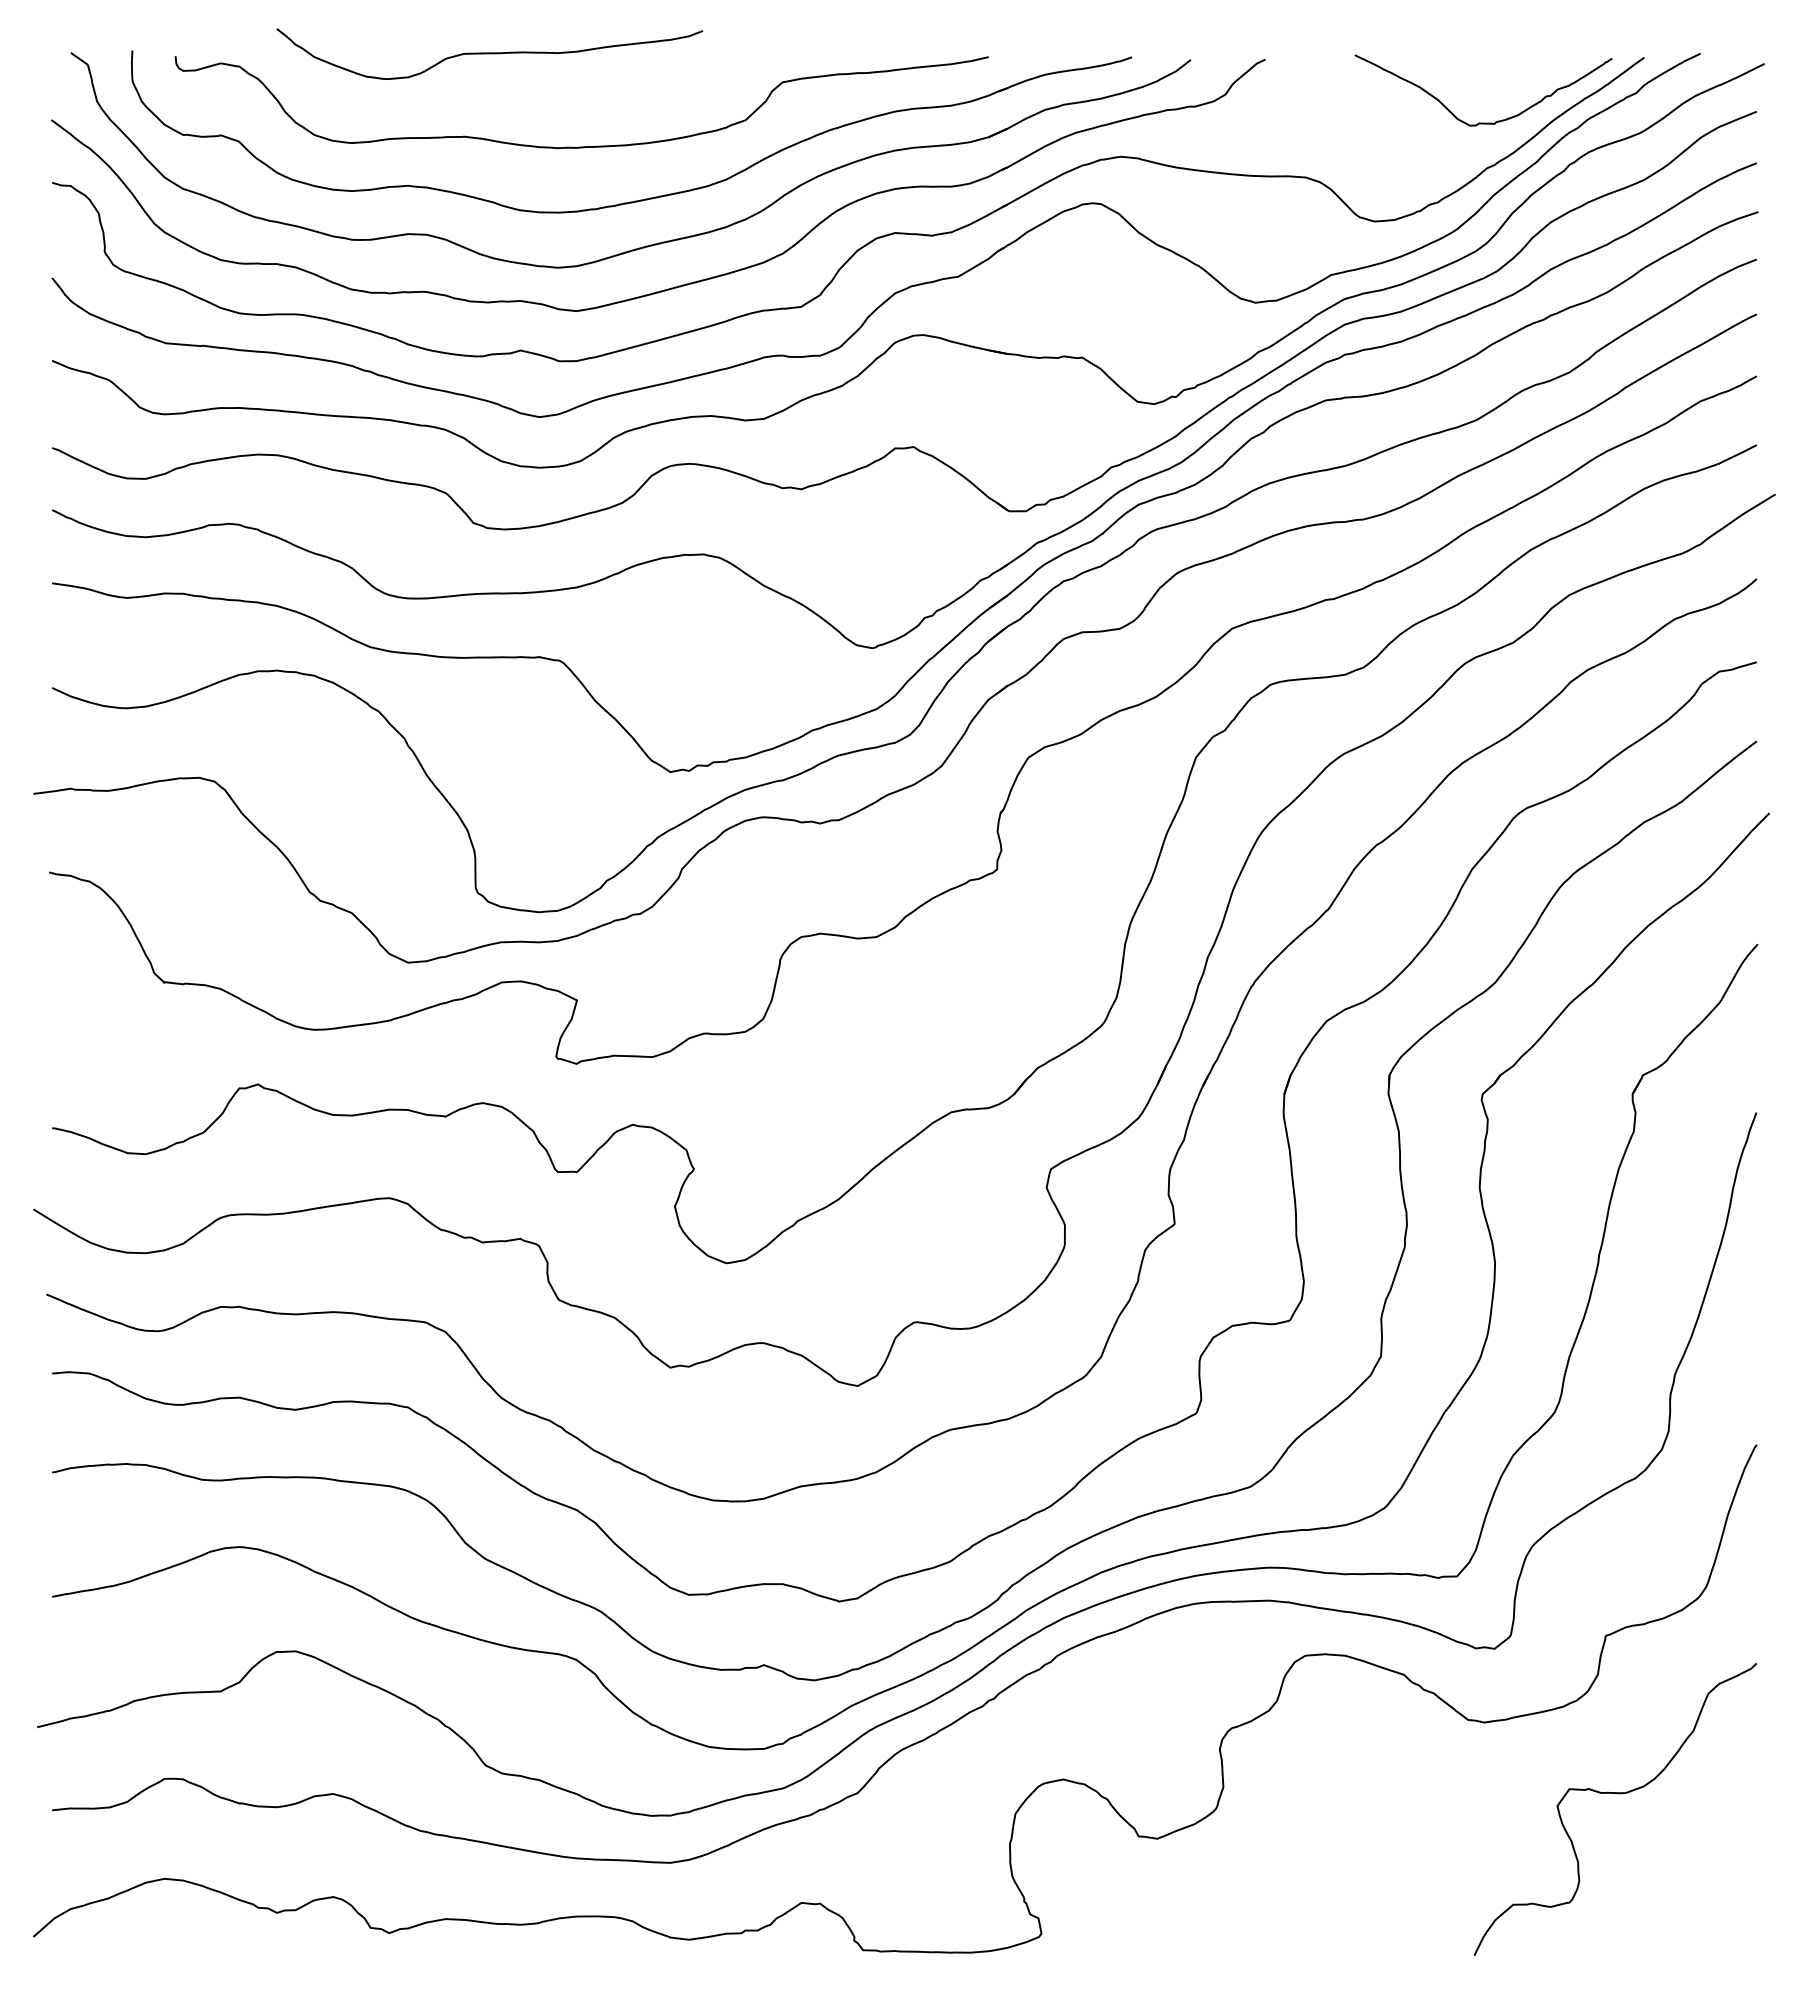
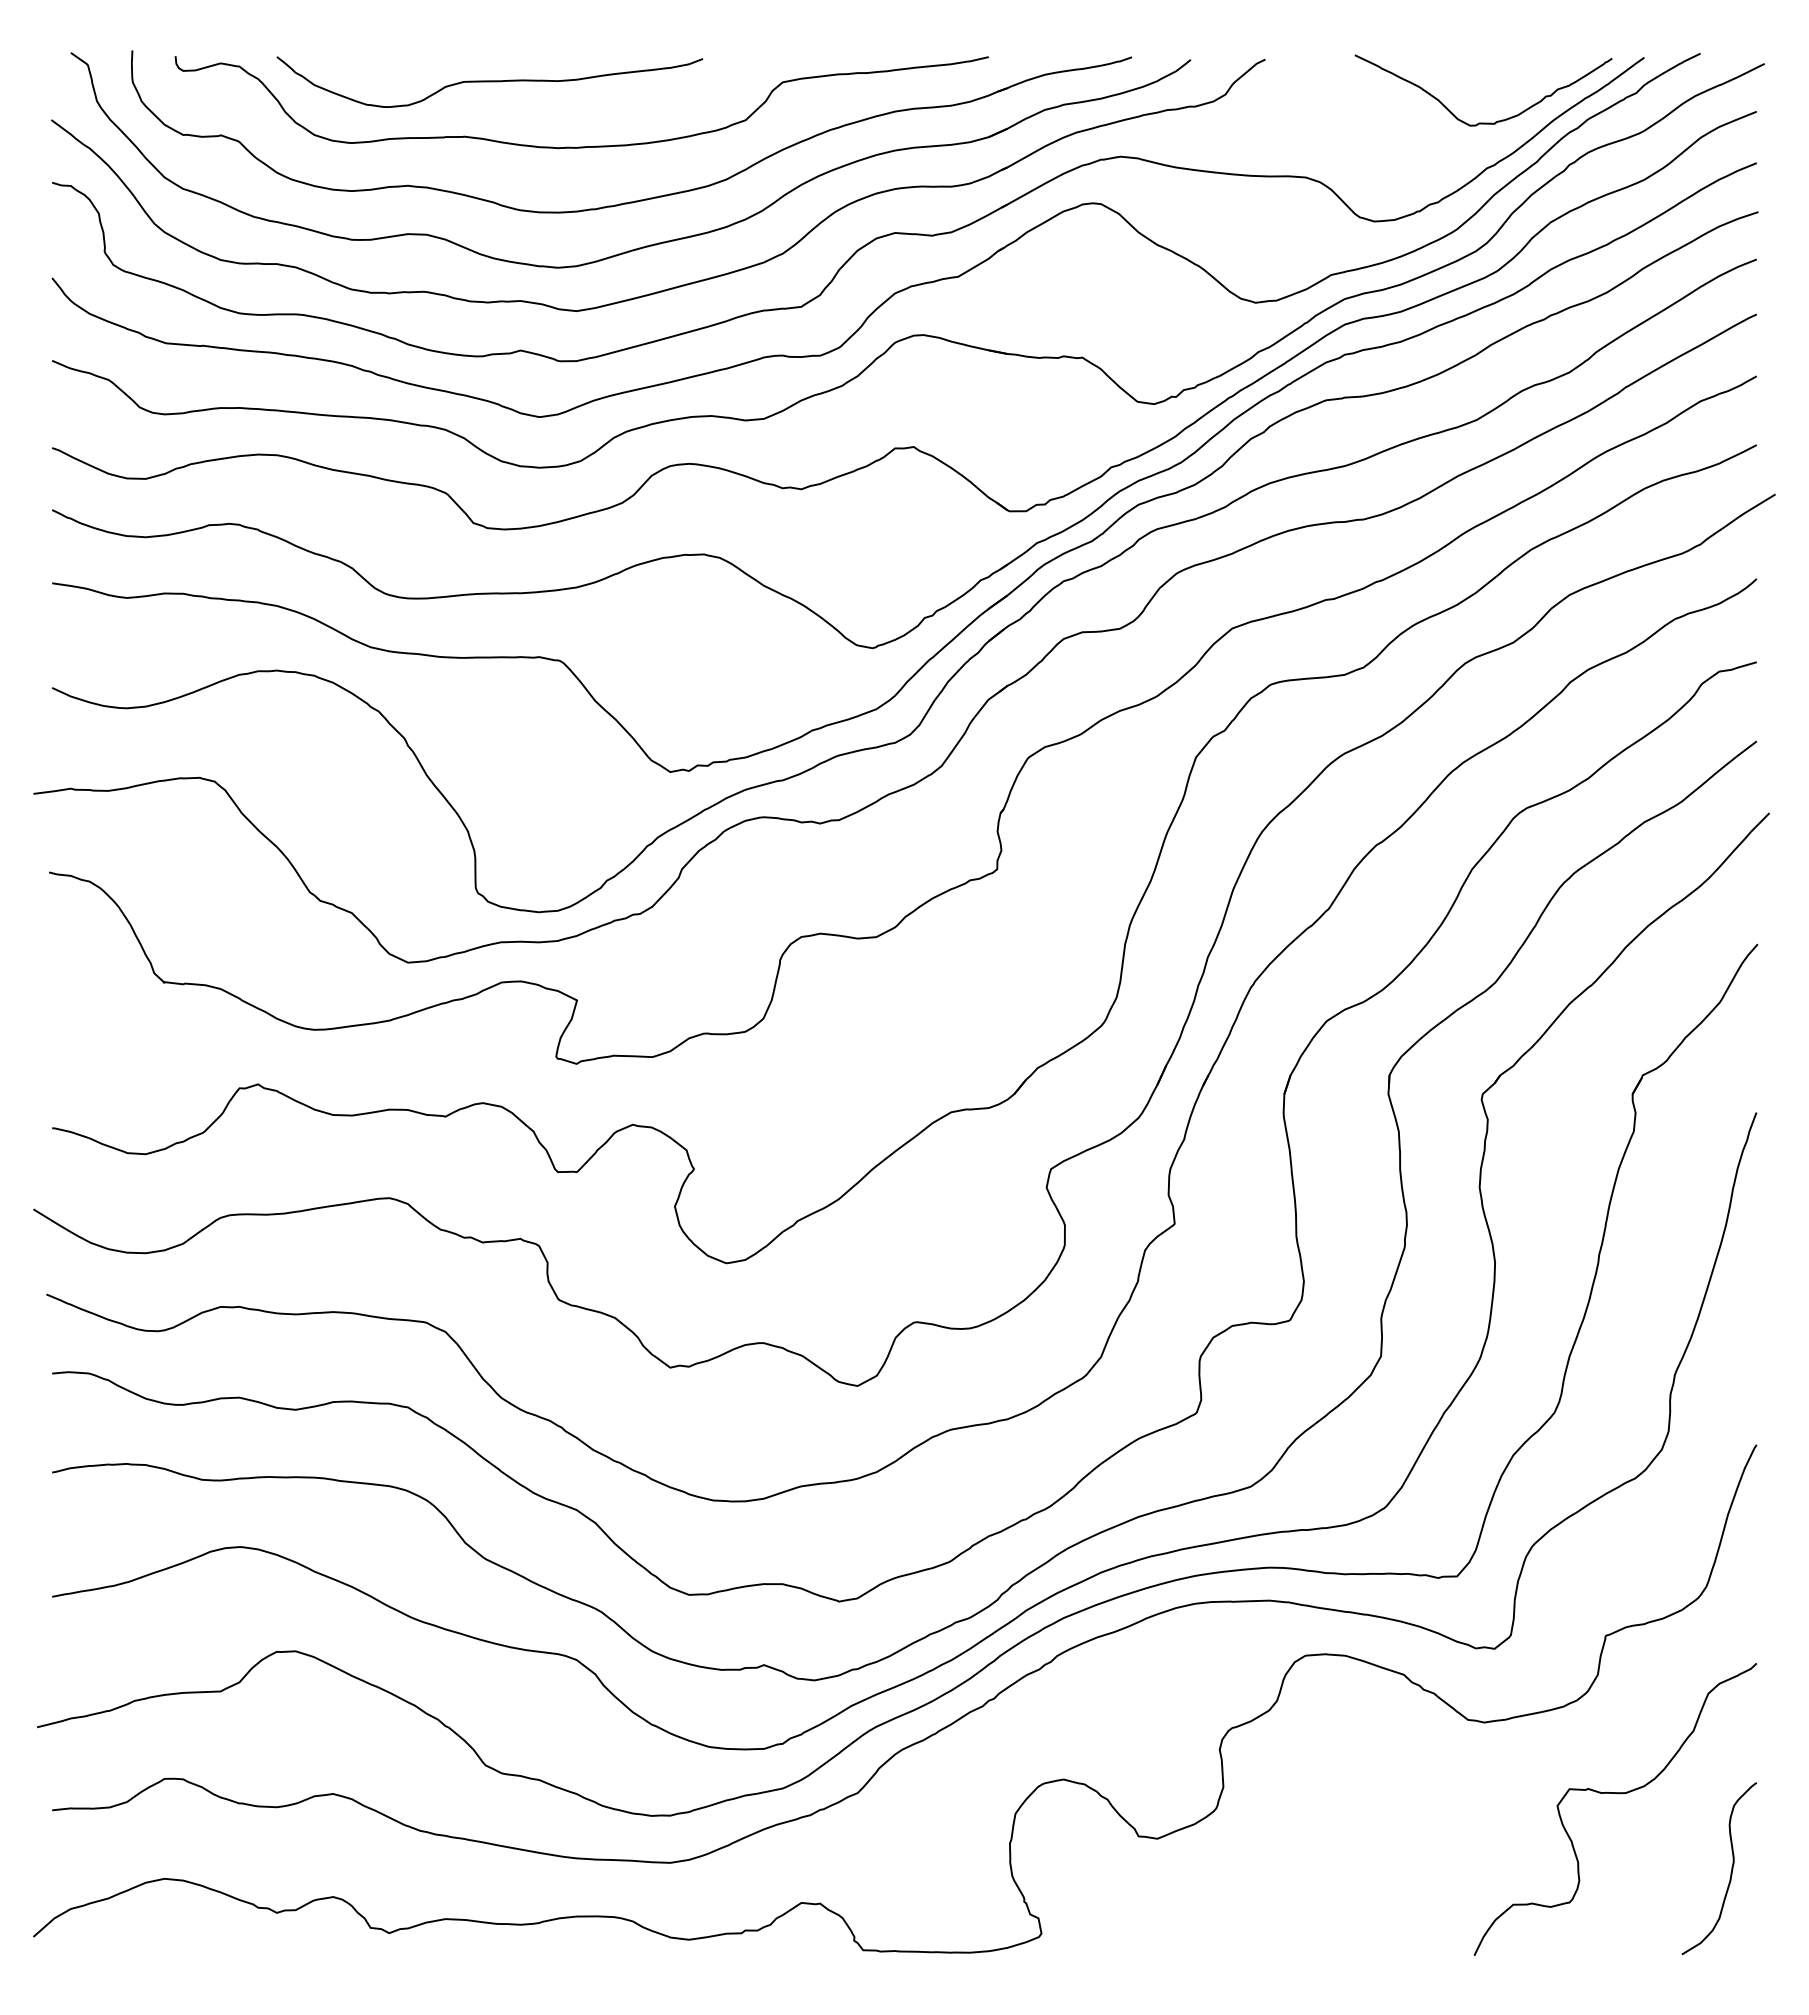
curve position: (489, 53) -> (489, 81) (489, 81)
curve: none -> present (1730, 1872)
